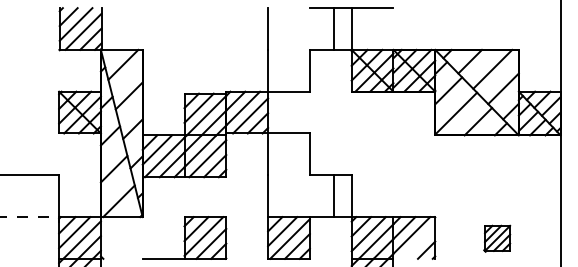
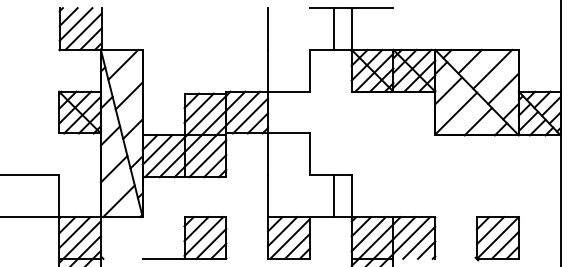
line: dashed -> solid (30, 217)
part size: 29x29 px -> 46x46 px (496, 238)
line: none -> present (419, 242)
